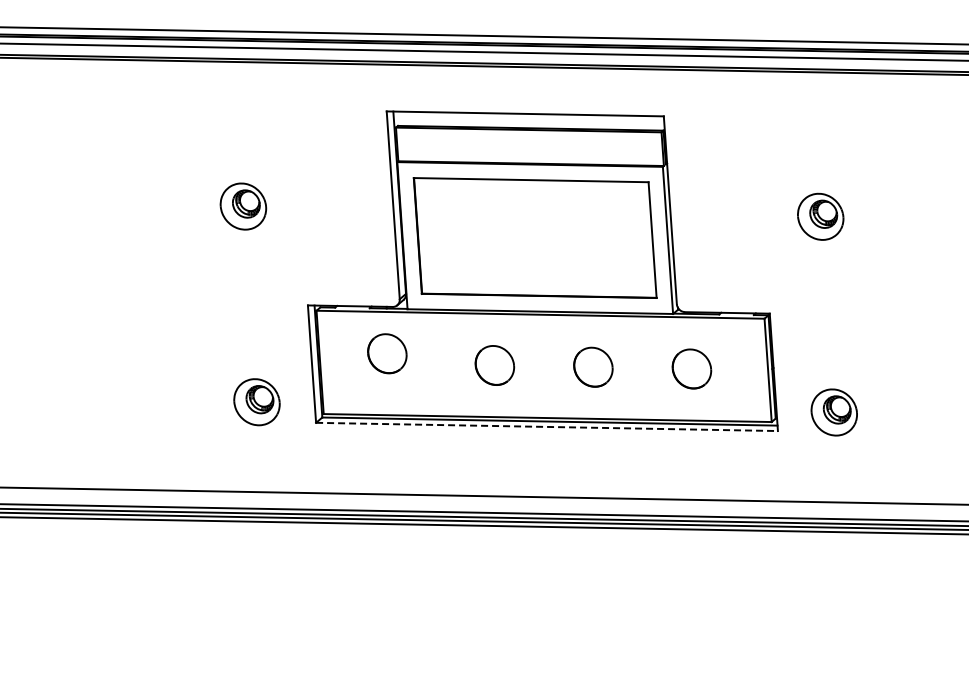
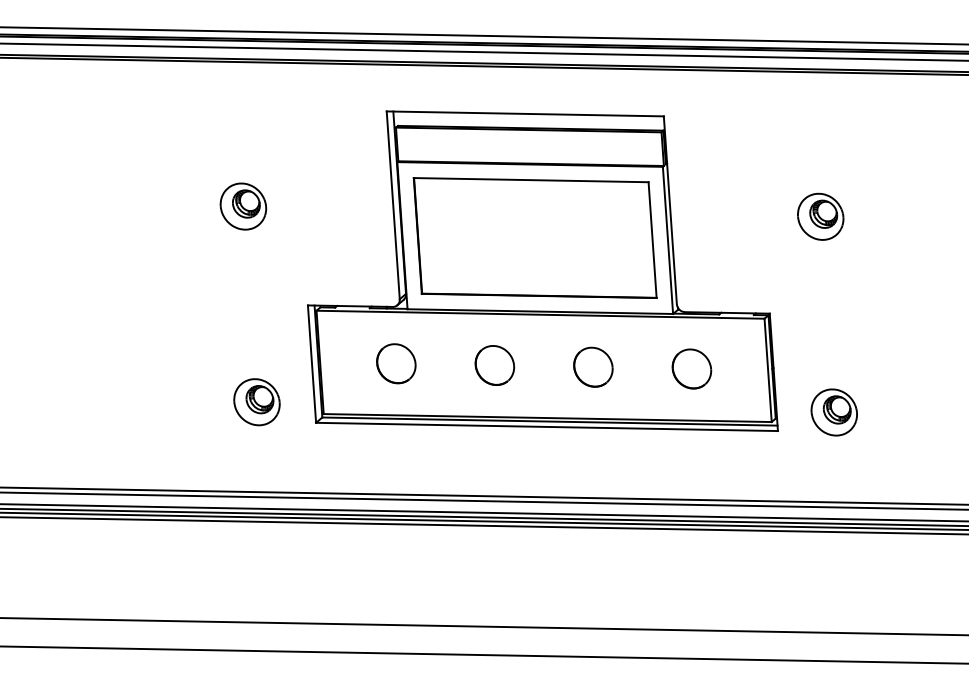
part position: (387, 353) -> (396, 363) (396, 363)
line: dashed -> solid (547, 426)
line: none -> present (483, 500)
line: none -> present (483, 626)
line: none -> present (483, 654)
